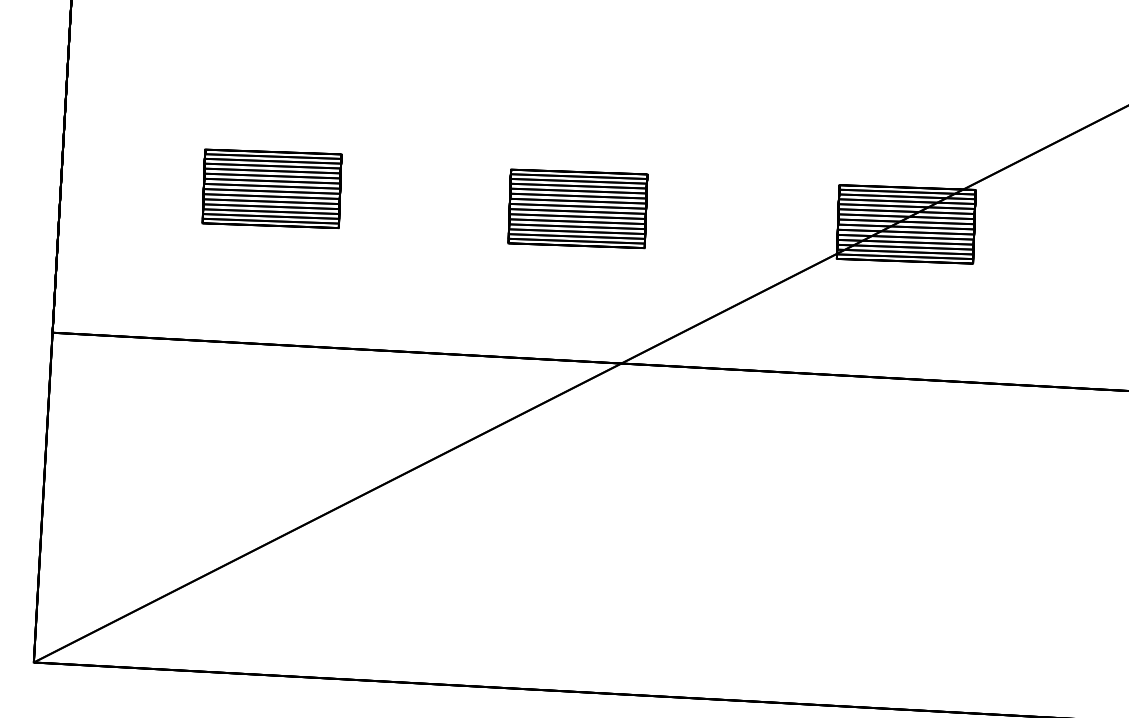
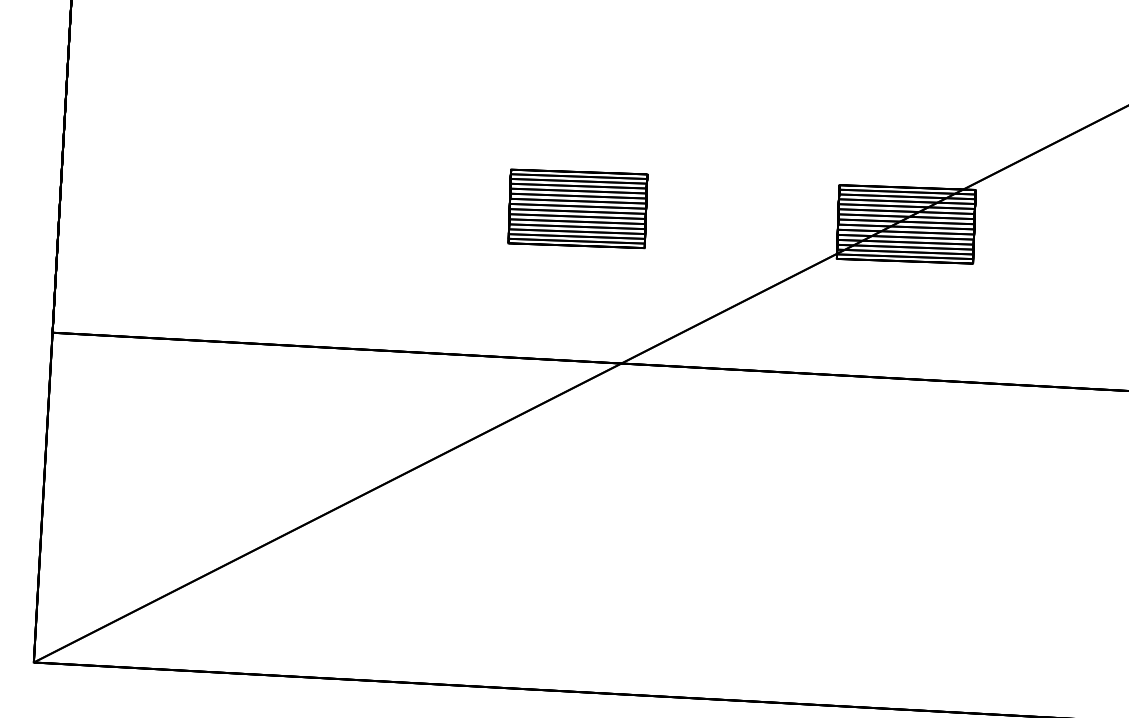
part: present -> none (271, 188)
